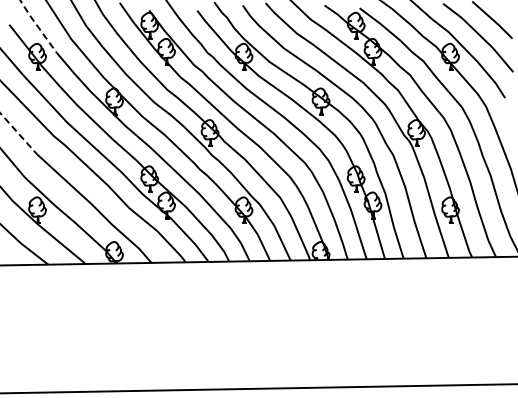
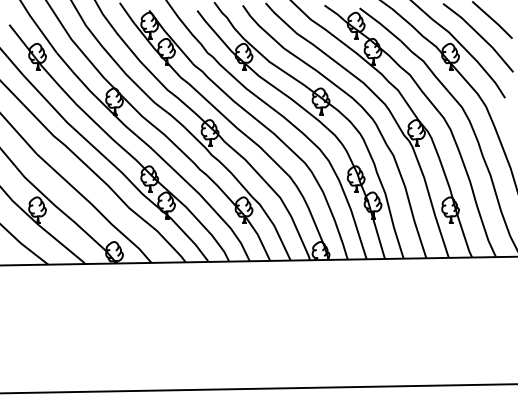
line: dashed -> solid (37, 26)
line: dashed -> solid (19, 134)
